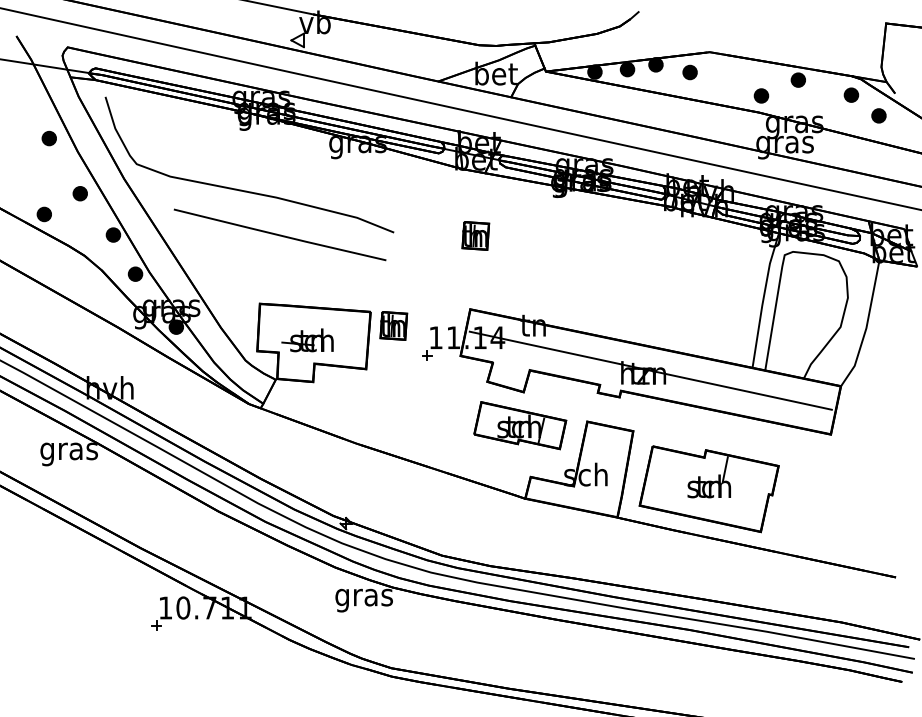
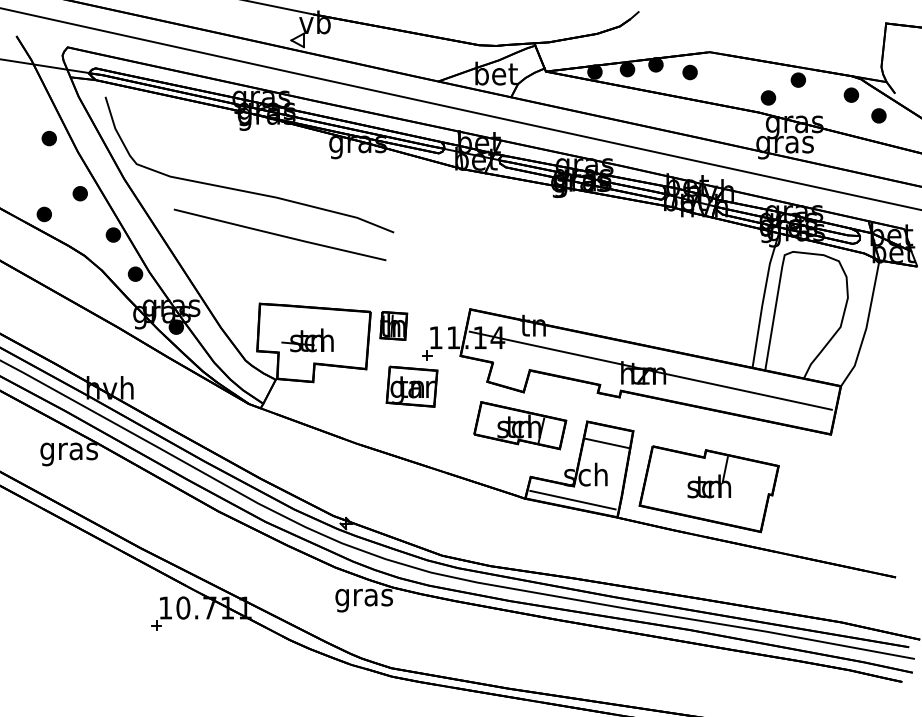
part position: (761, 95) -> (768, 97) (768, 97)
part: present -> none (475, 235)
part: none -> present (411, 386)
line: none -> present (607, 443)
line: none -> present (572, 499)
